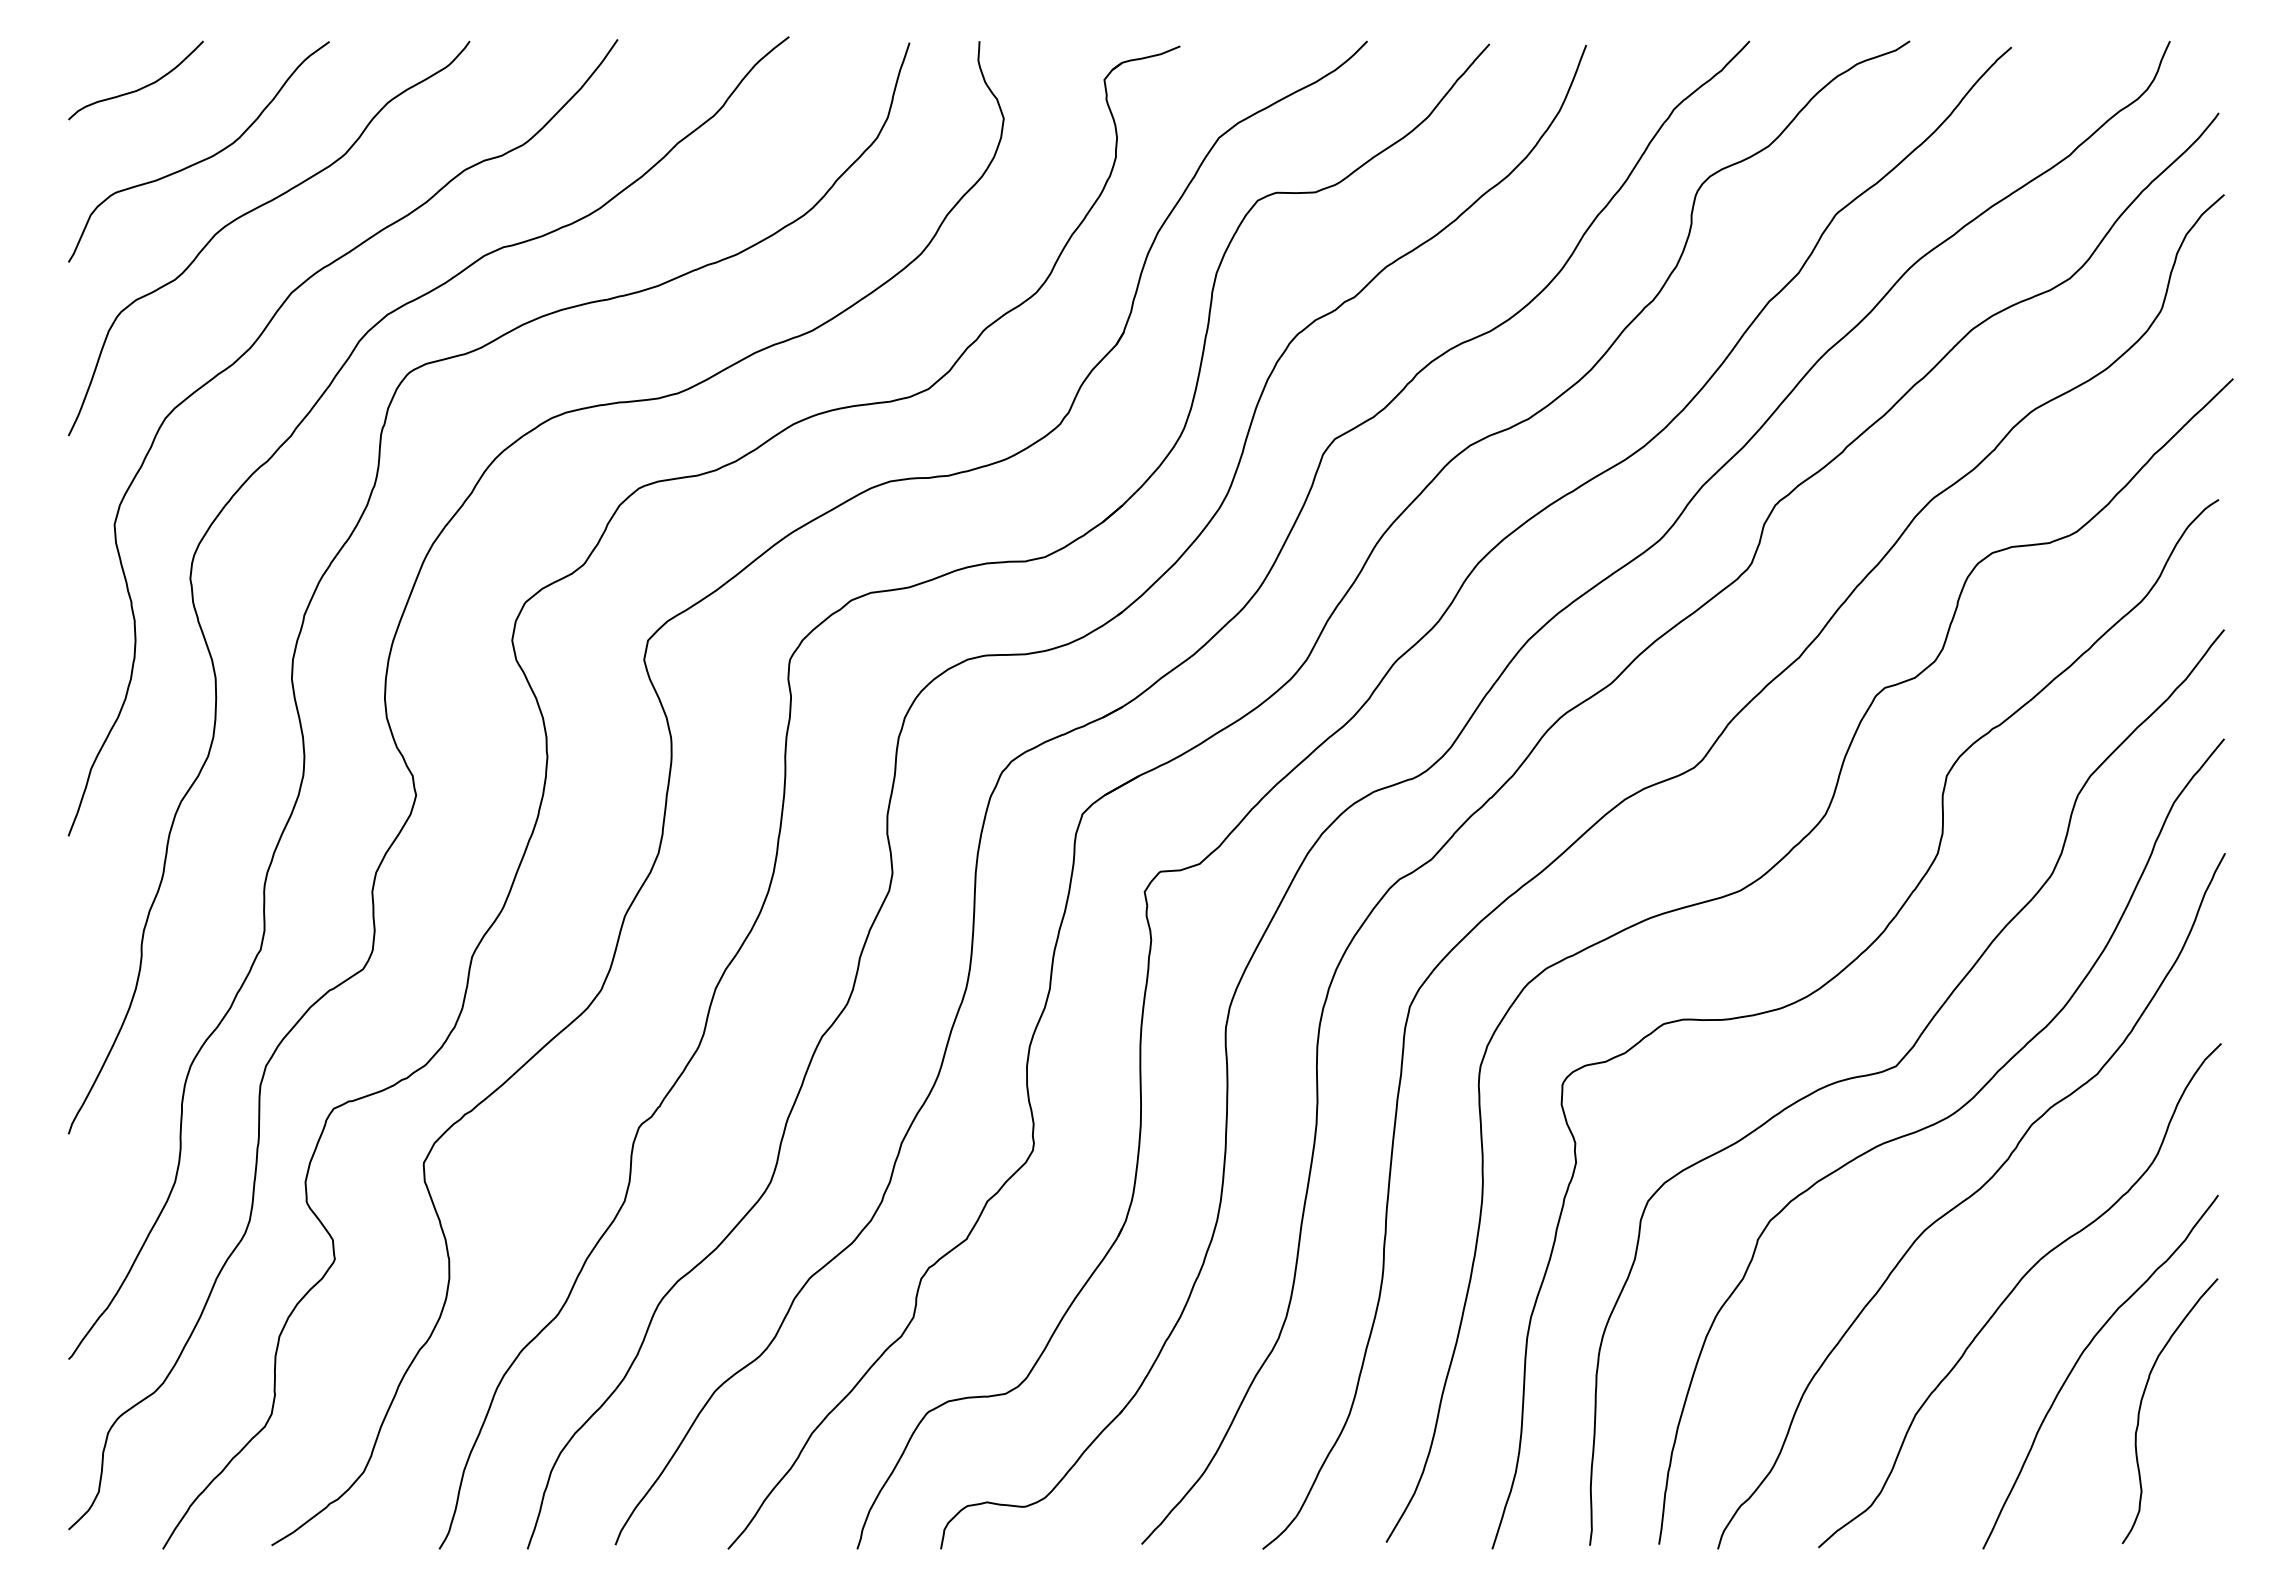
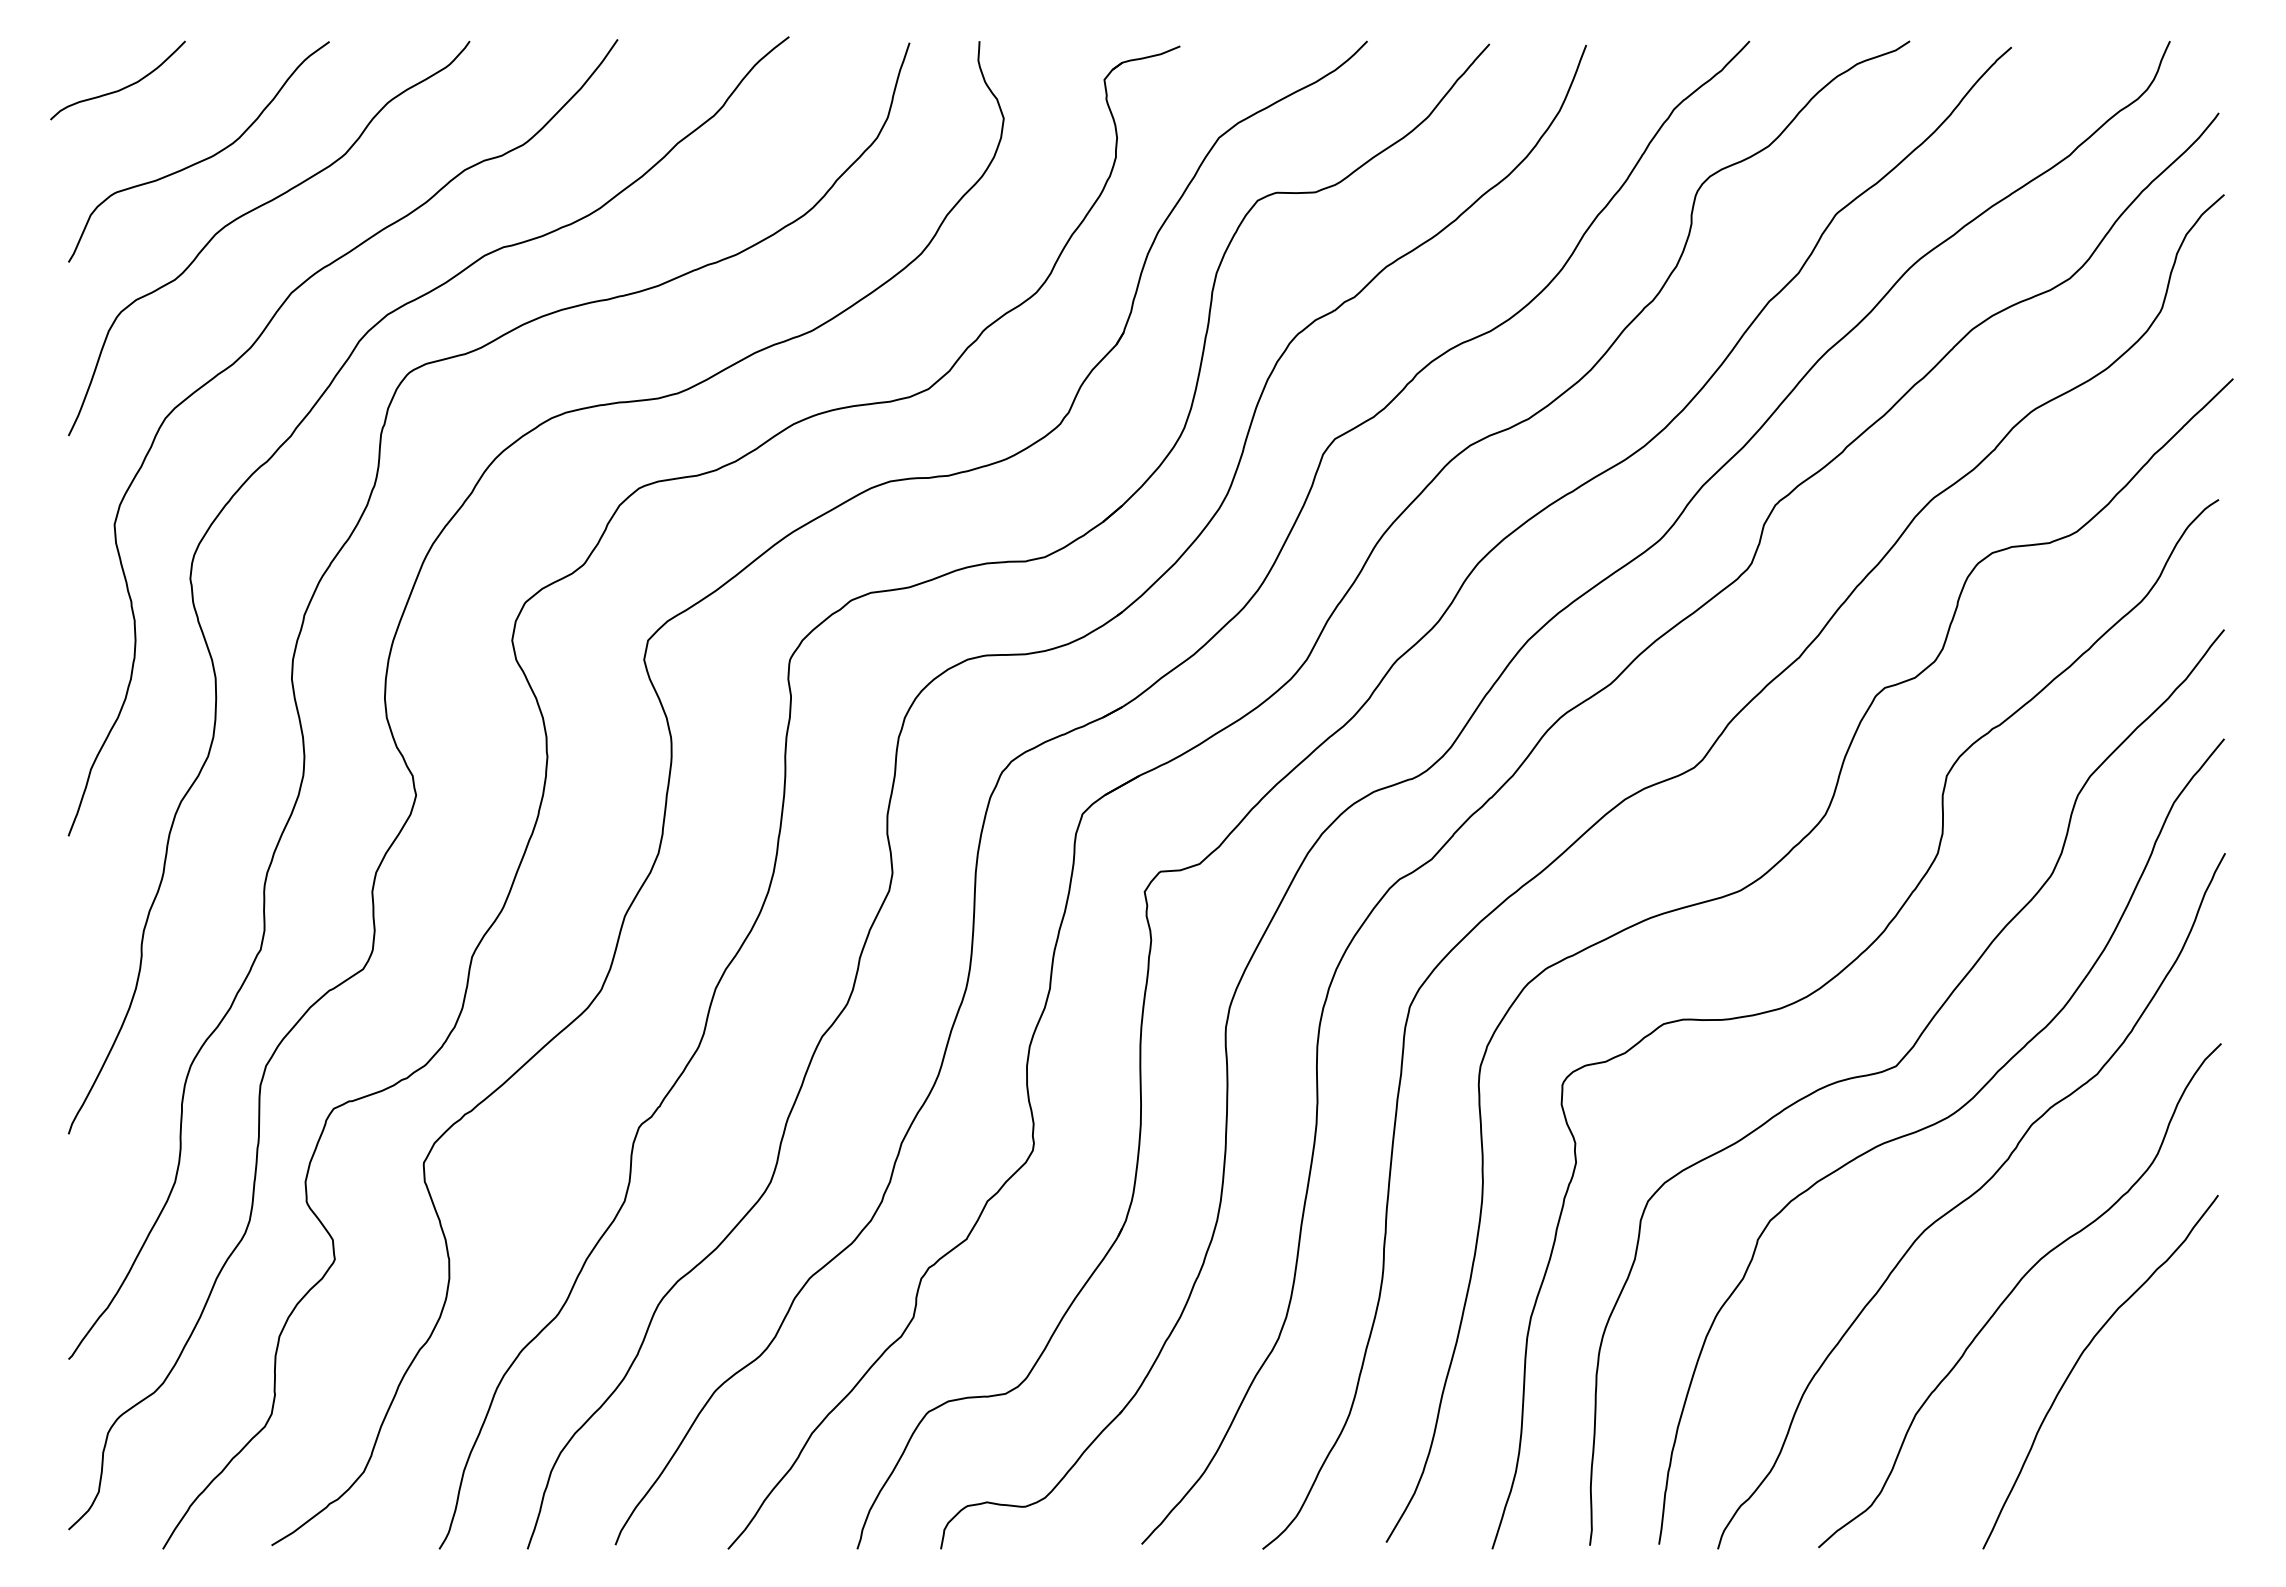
curve position: (139, 88) -> (121, 88) (121, 88)
curve: present -> none (2141, 1406)
